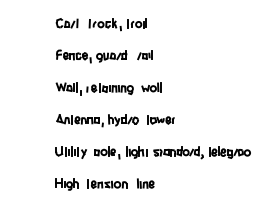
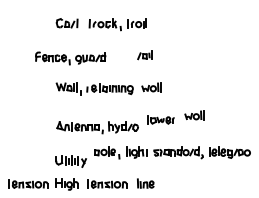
part position: (91, 56) -> (70, 58) (70, 58)
part: none -> present (194, 115)
part position: (97, 120) -> (97, 127) (97, 127)
part position: (70, 152) -> (70, 161) (70, 161)
part: none -> present (28, 183)
